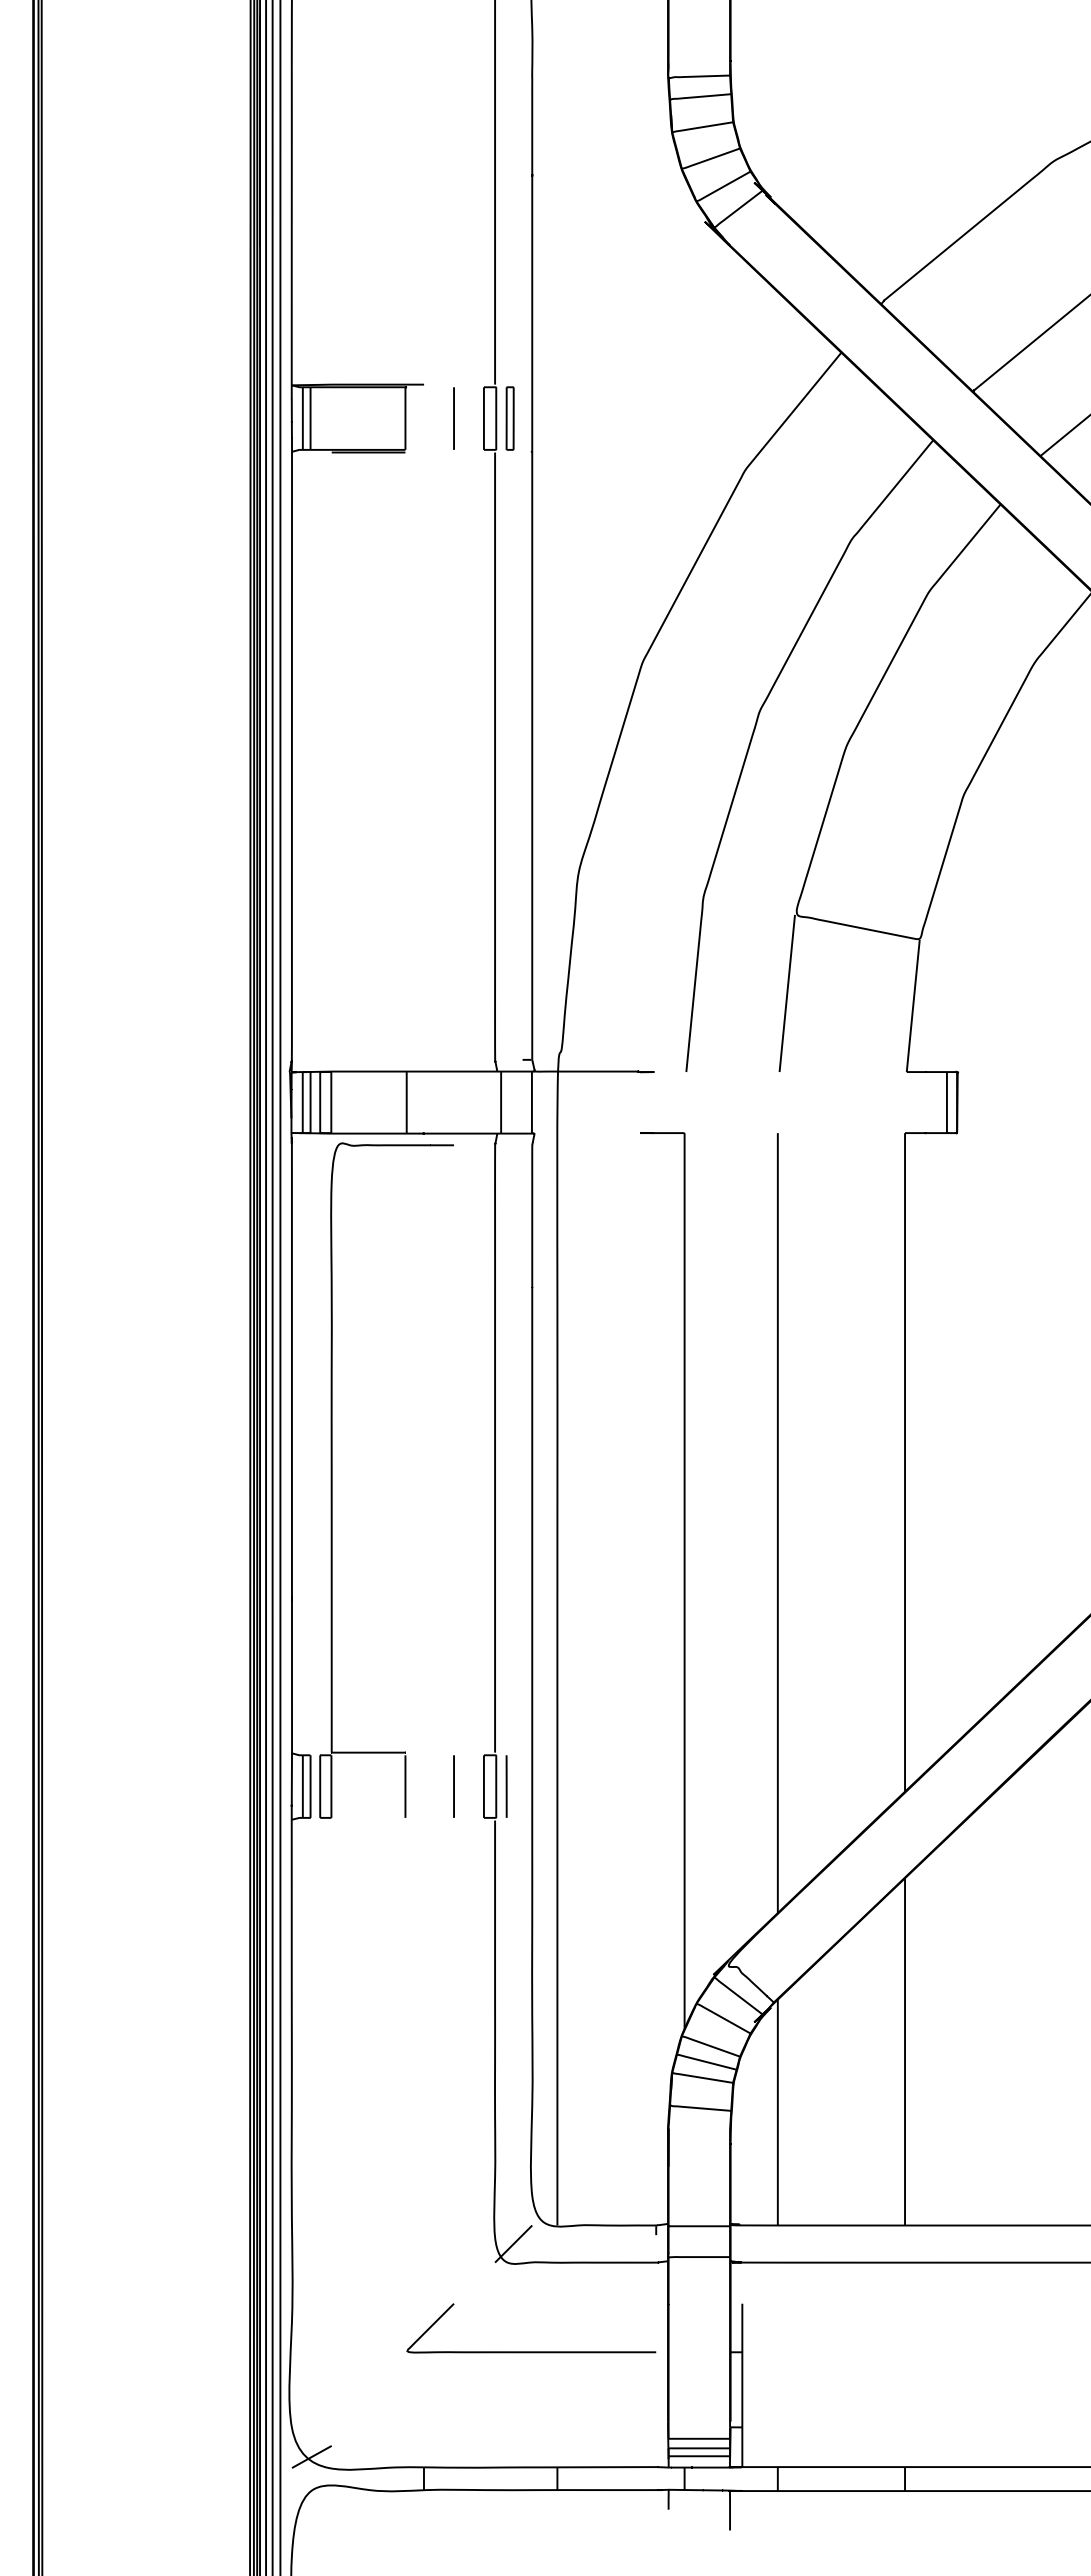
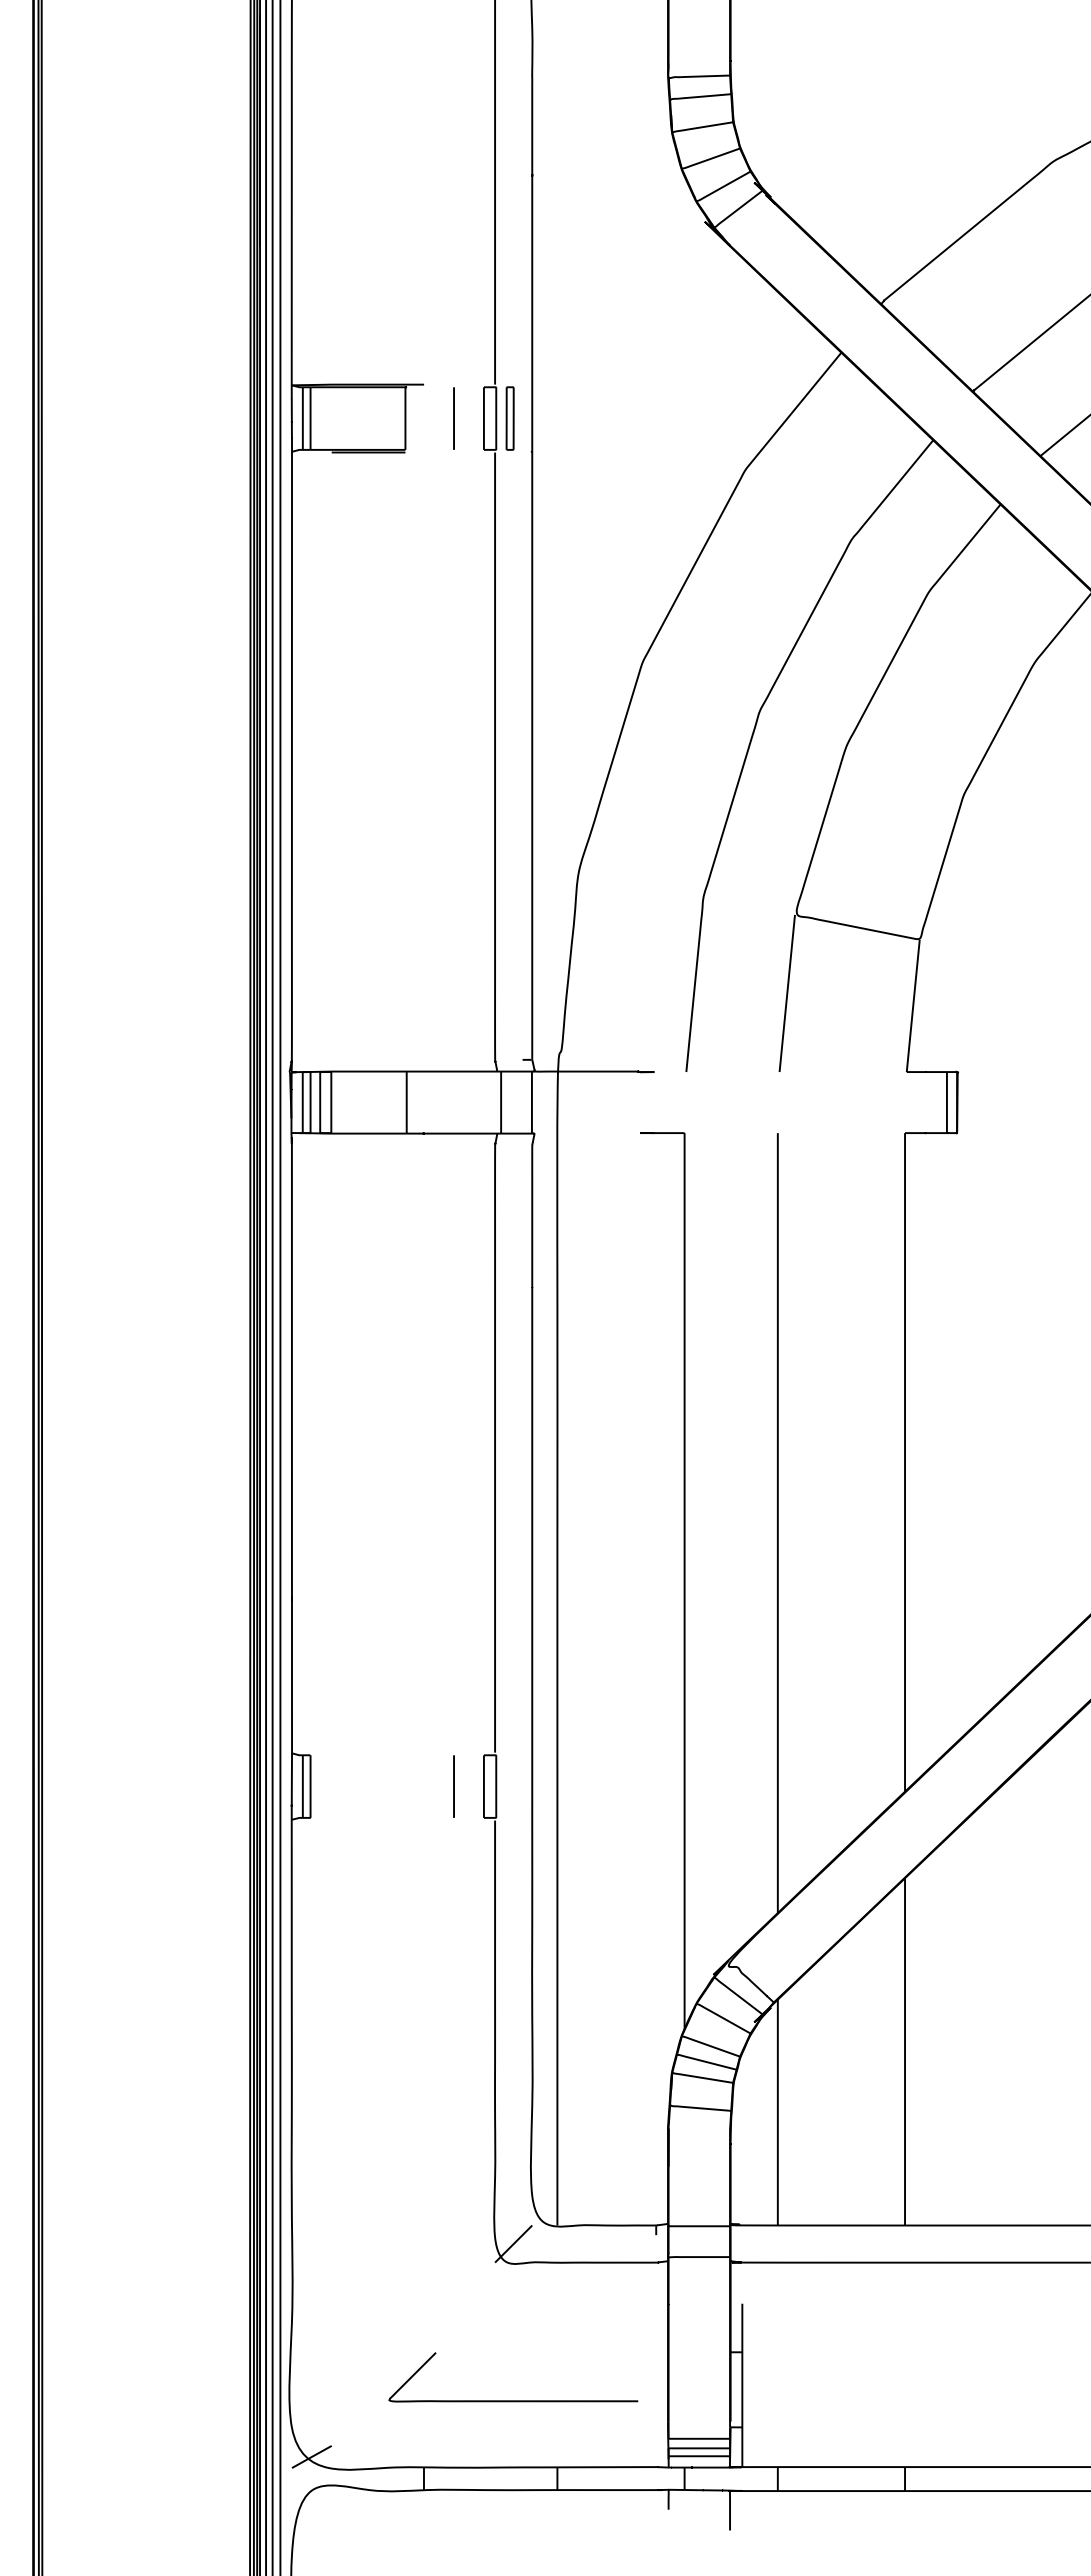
part: present -> none (332, 1480)
line: present -> none (506, 1786)
curve position: (531, 2351) -> (513, 2400) (513, 2400)
